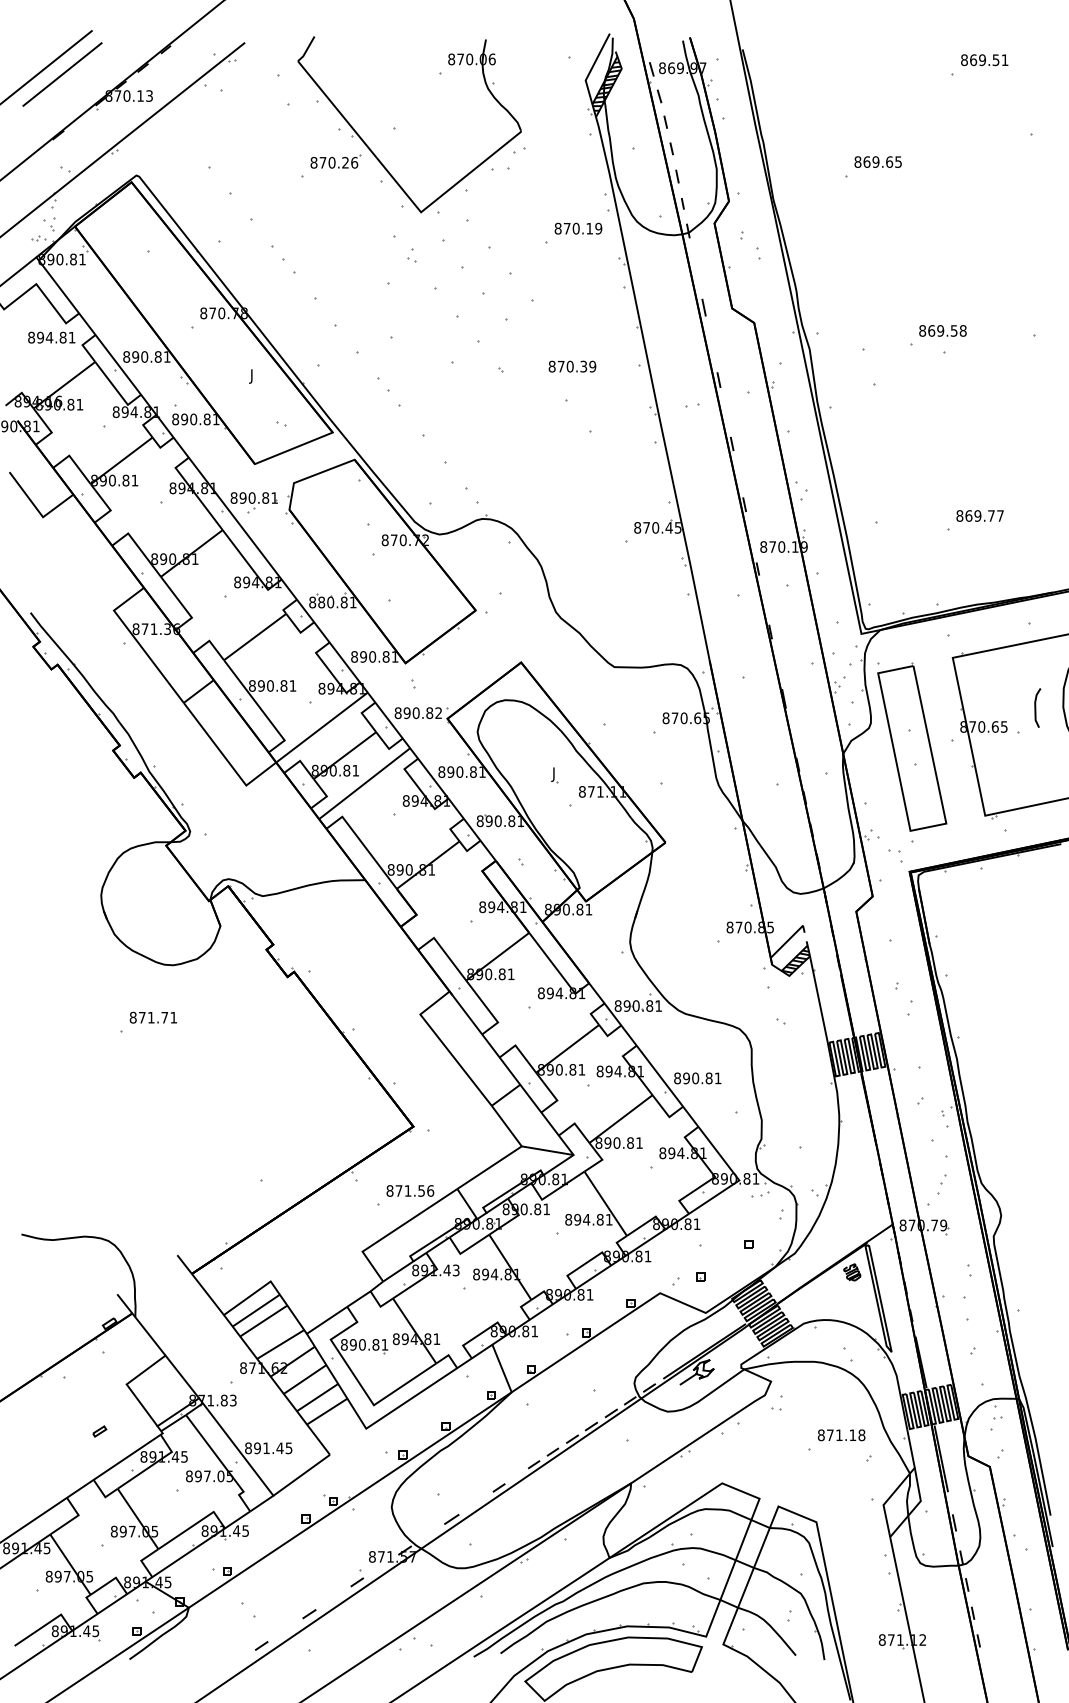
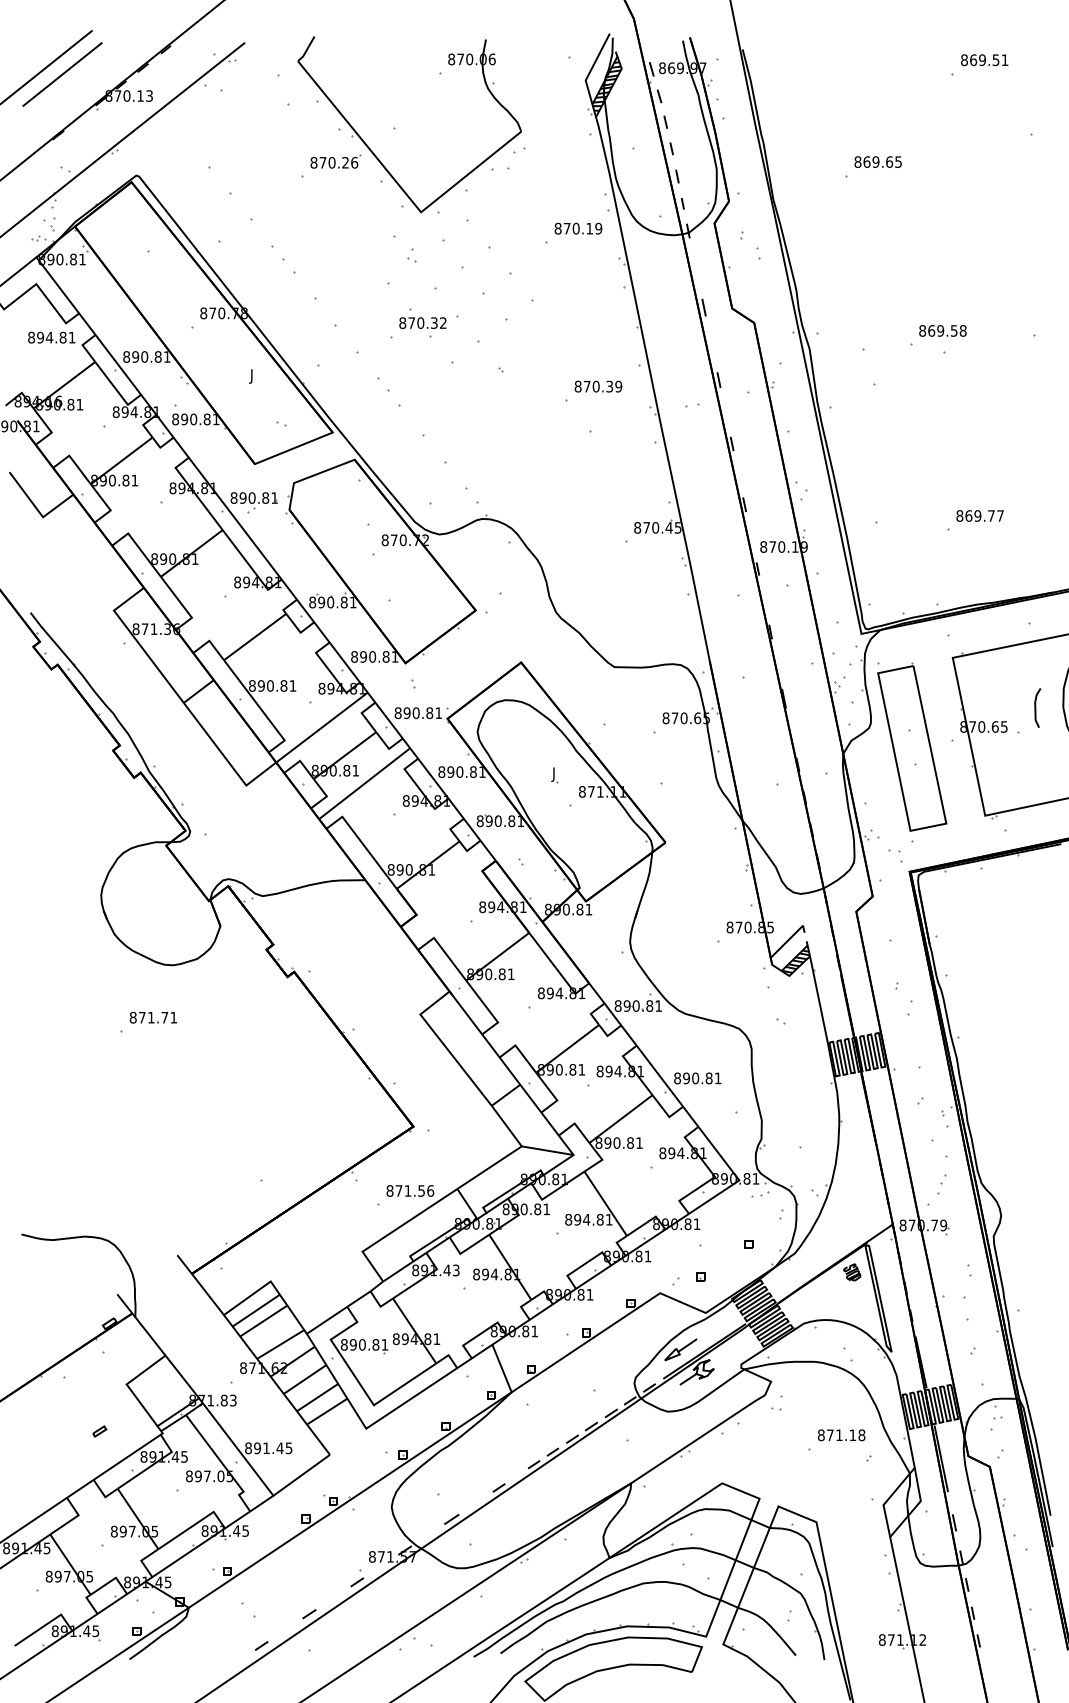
part: none -> present (422, 322)
text position: (572, 366) -> (598, 386) (598, 386)
text: 880.81 -> 890.81 (321, 602)
text: 890.82 -> 890.81 (438, 712)
part: none -> present (680, 1349)
